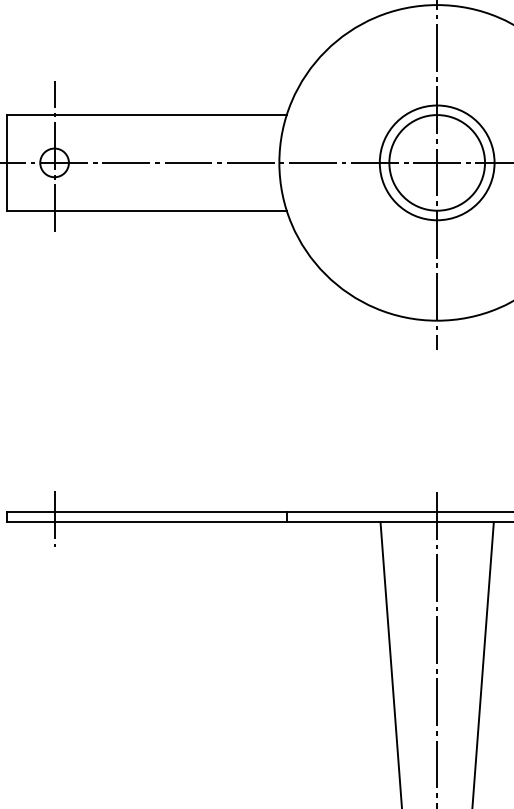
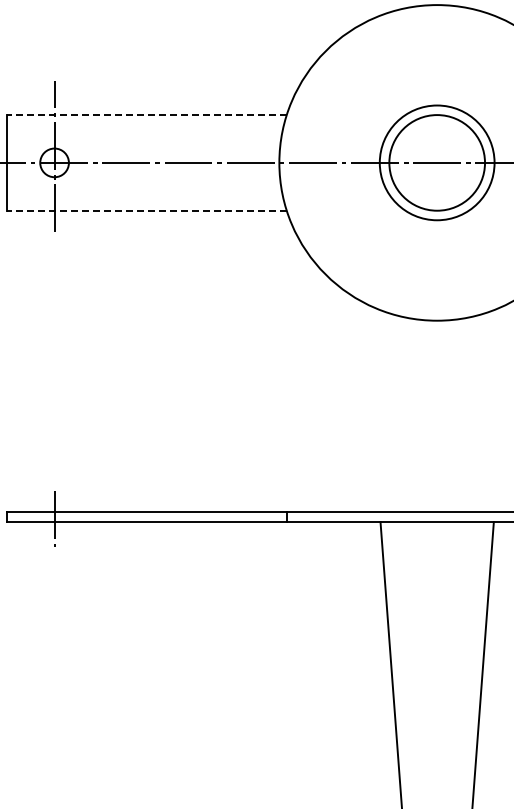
line: solid -> dashed (146, 115)
line: present -> none (437, 175)
line: solid -> dashed (146, 210)
line: present -> none (437, 648)
